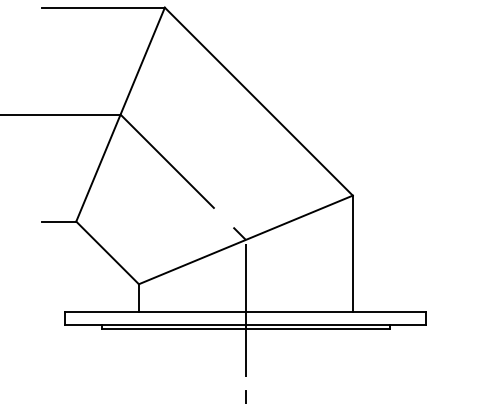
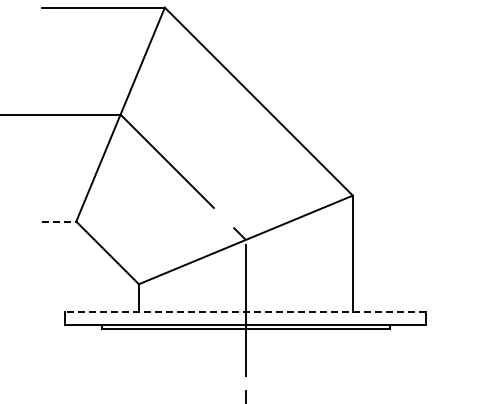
line: solid -> dashed (59, 221)
line: solid -> dashed (245, 311)
